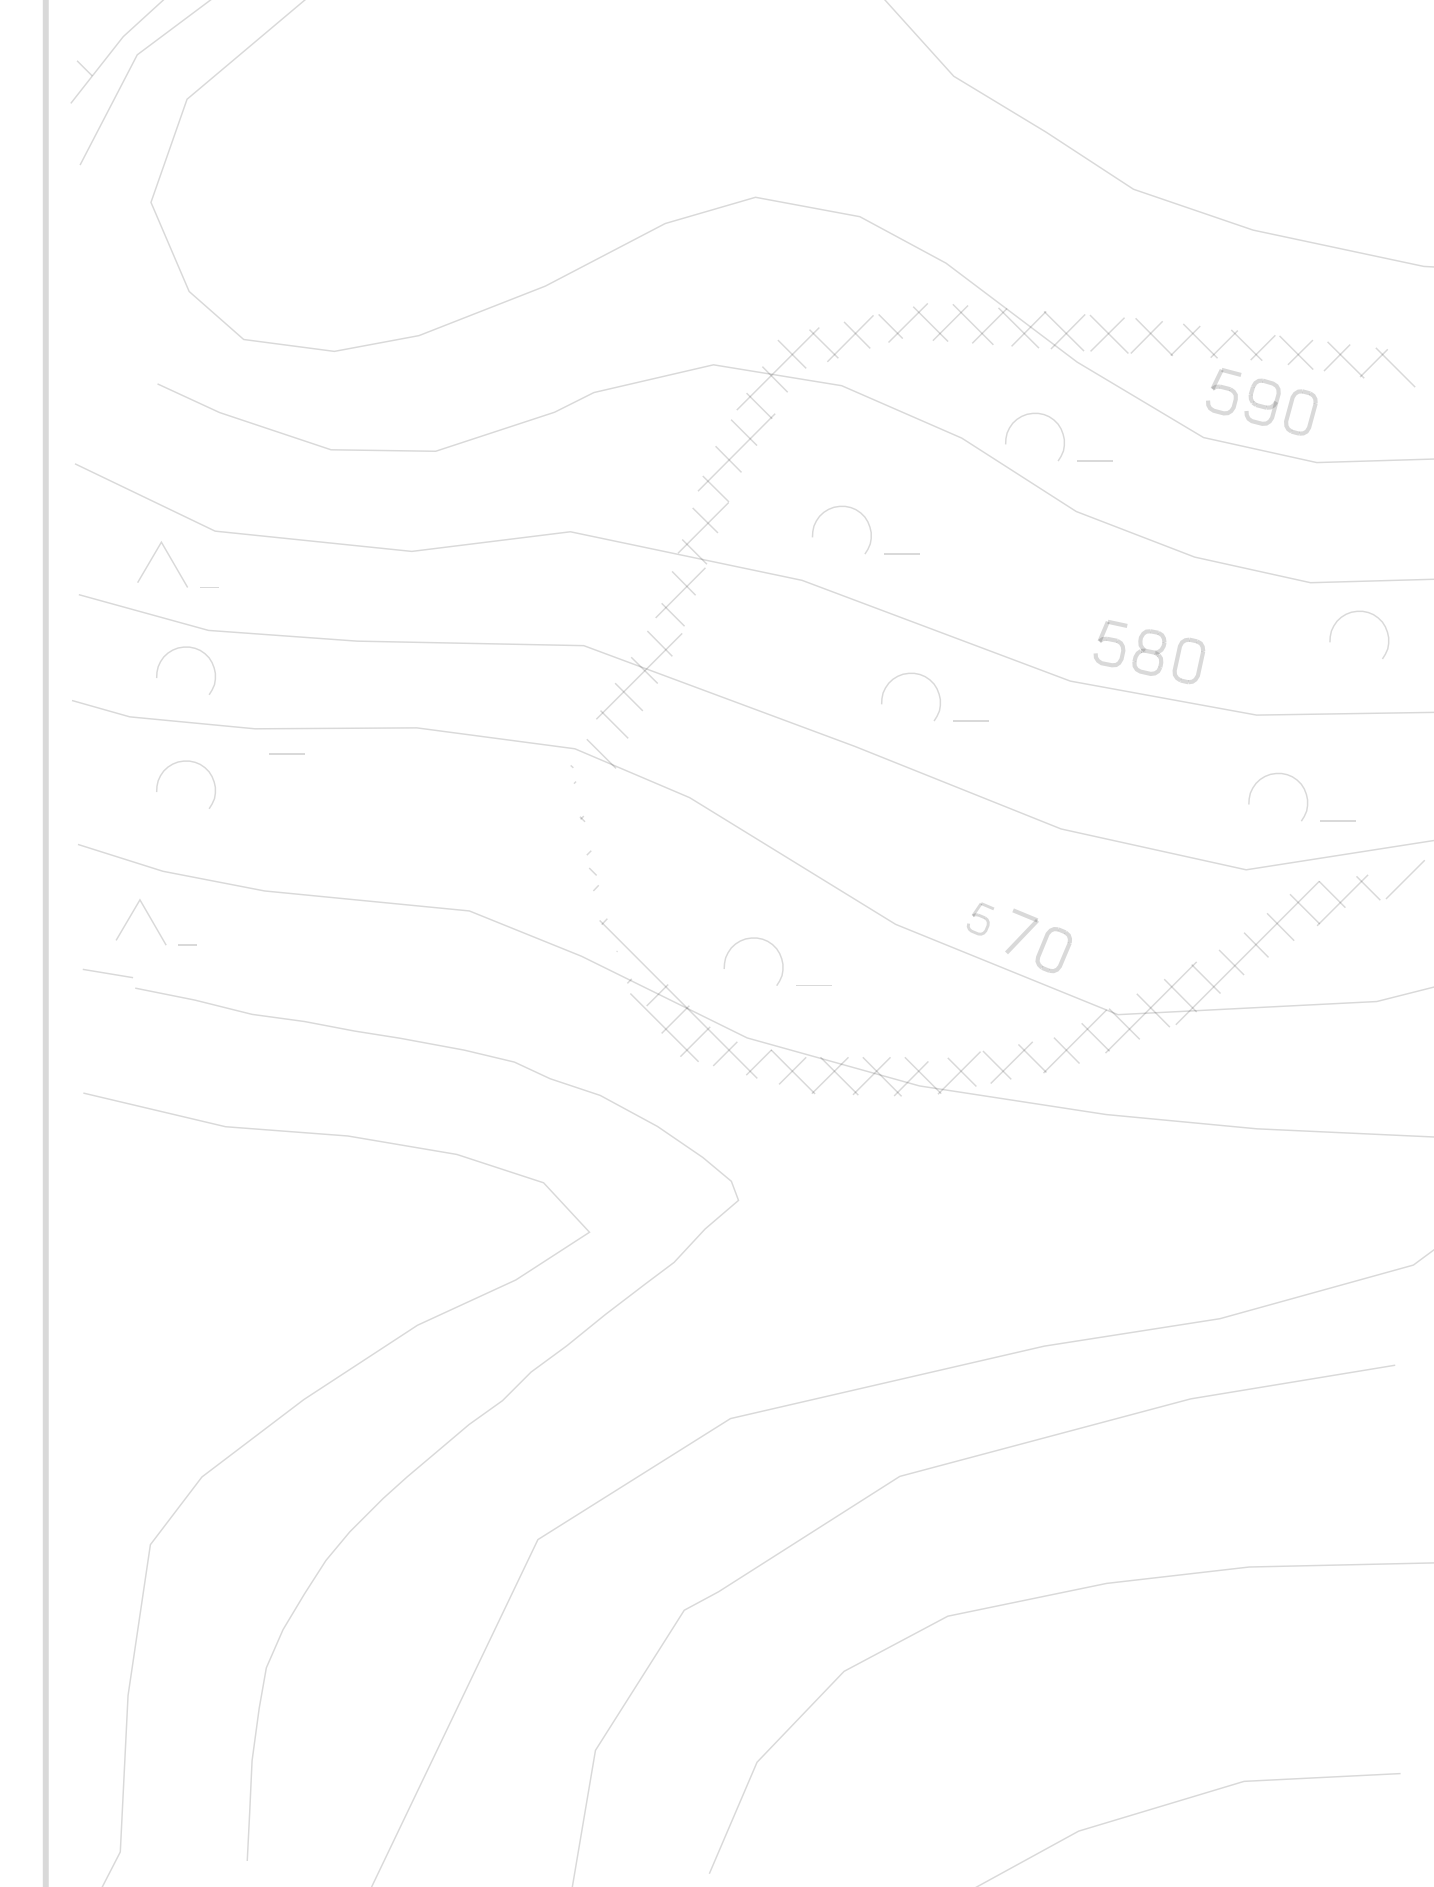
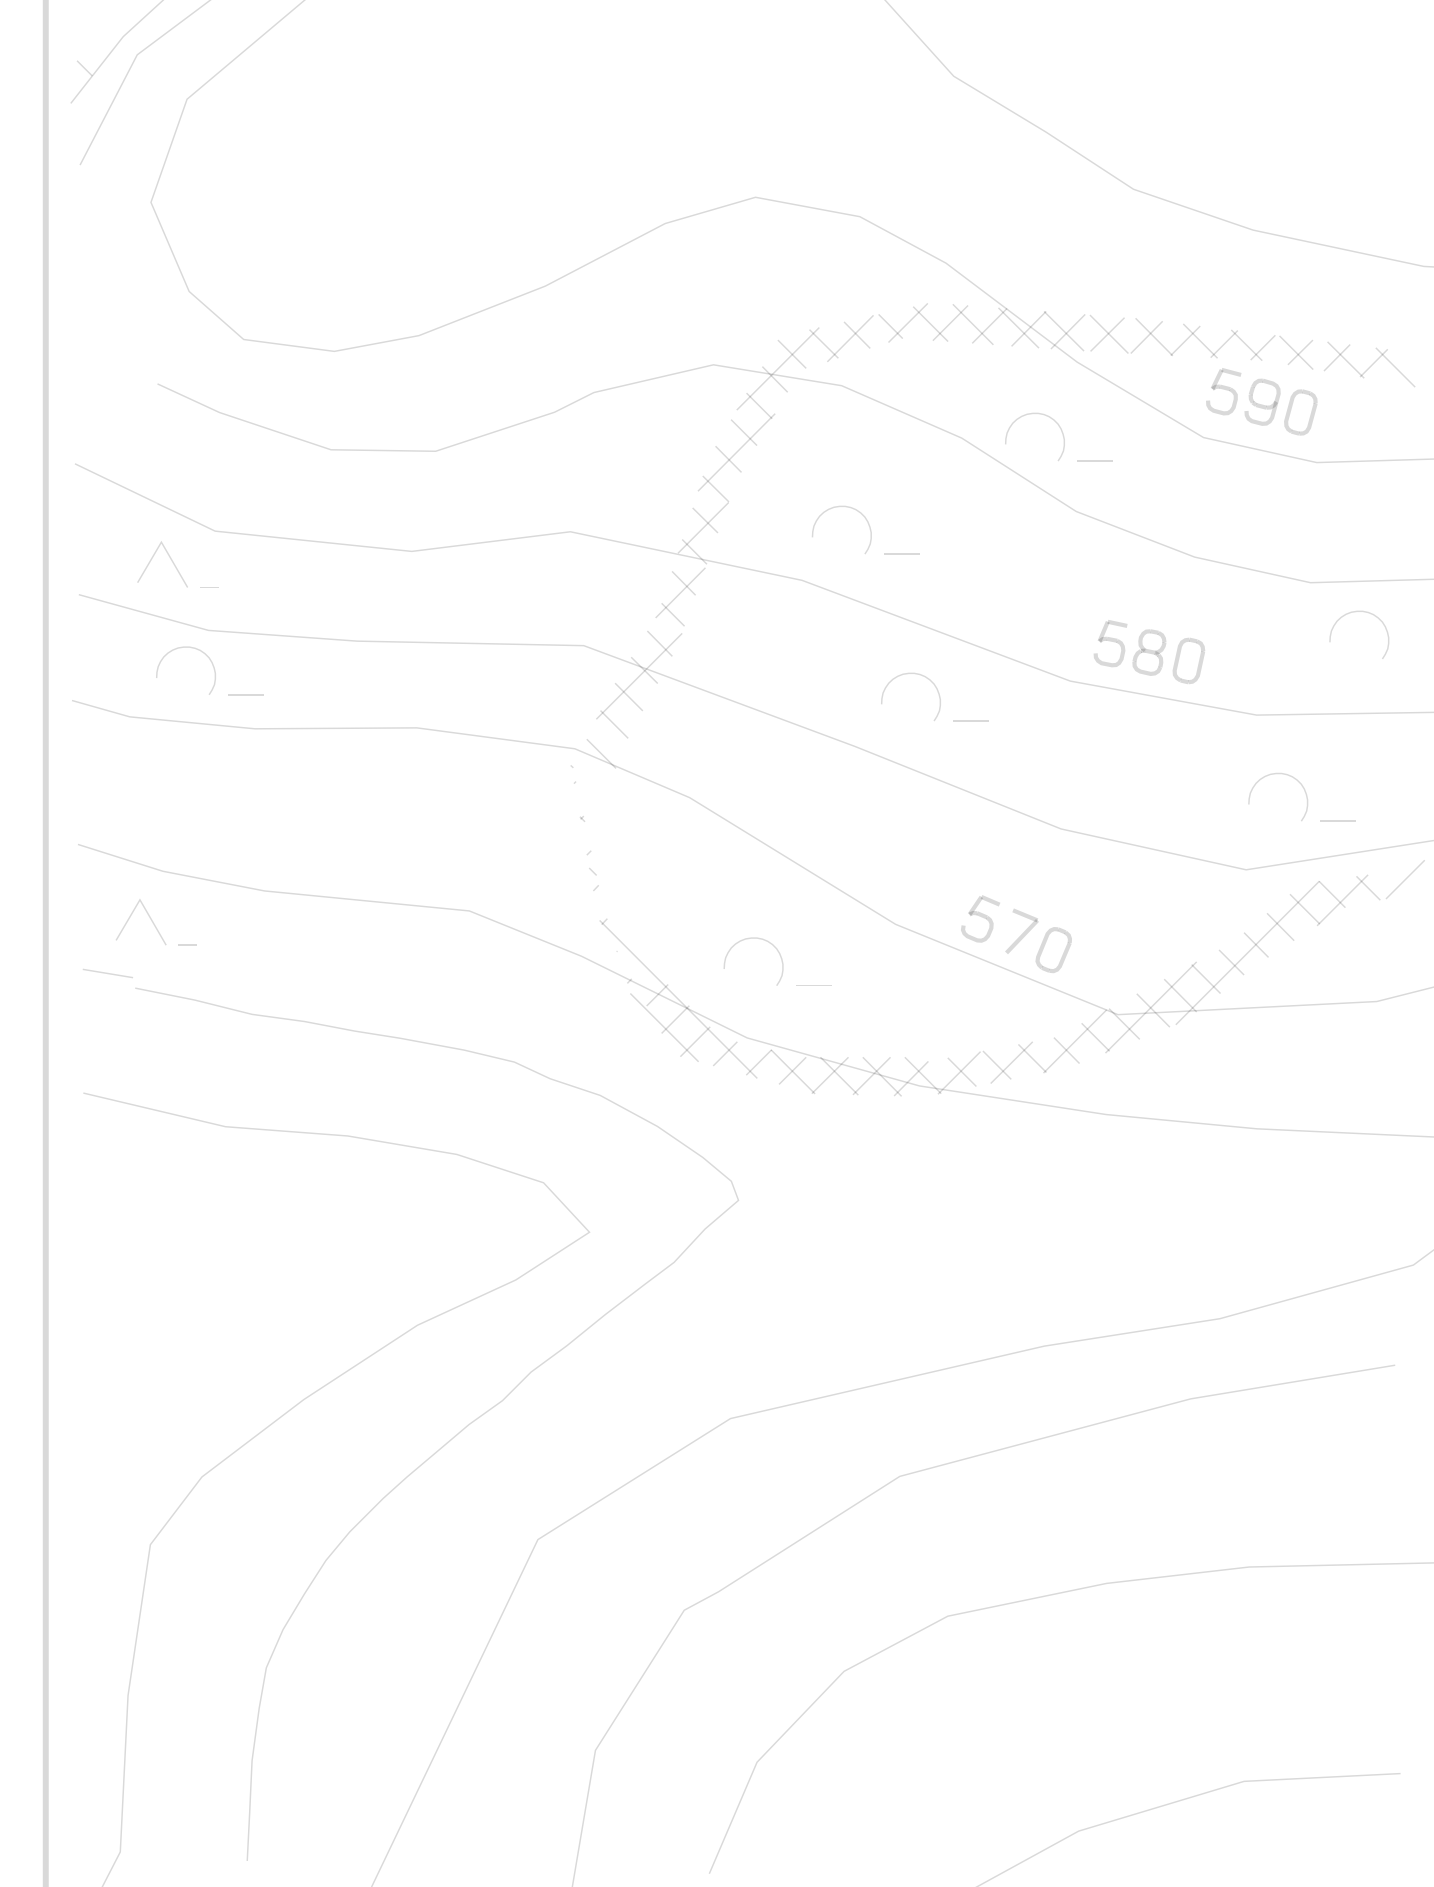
line position: (286, 753) -> (245, 694) (245, 694)
curve: present -> none (185, 761)
part size: 27x32 px -> 39x46 px (980, 918)
